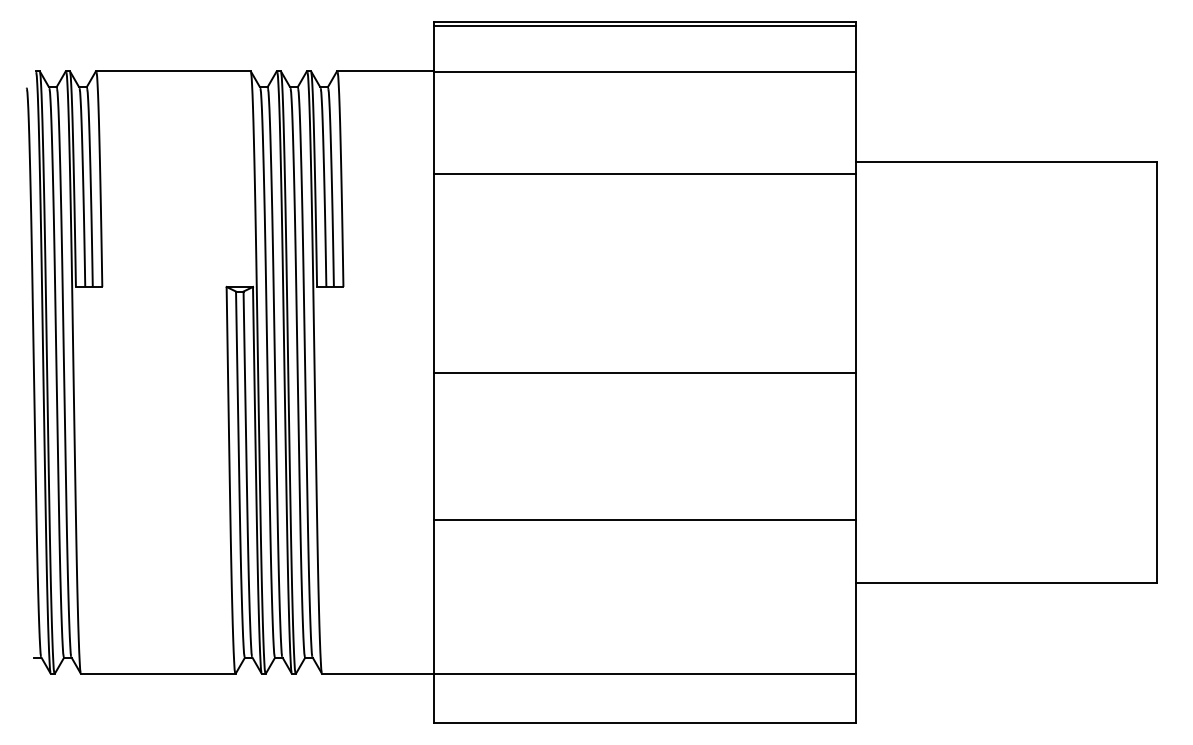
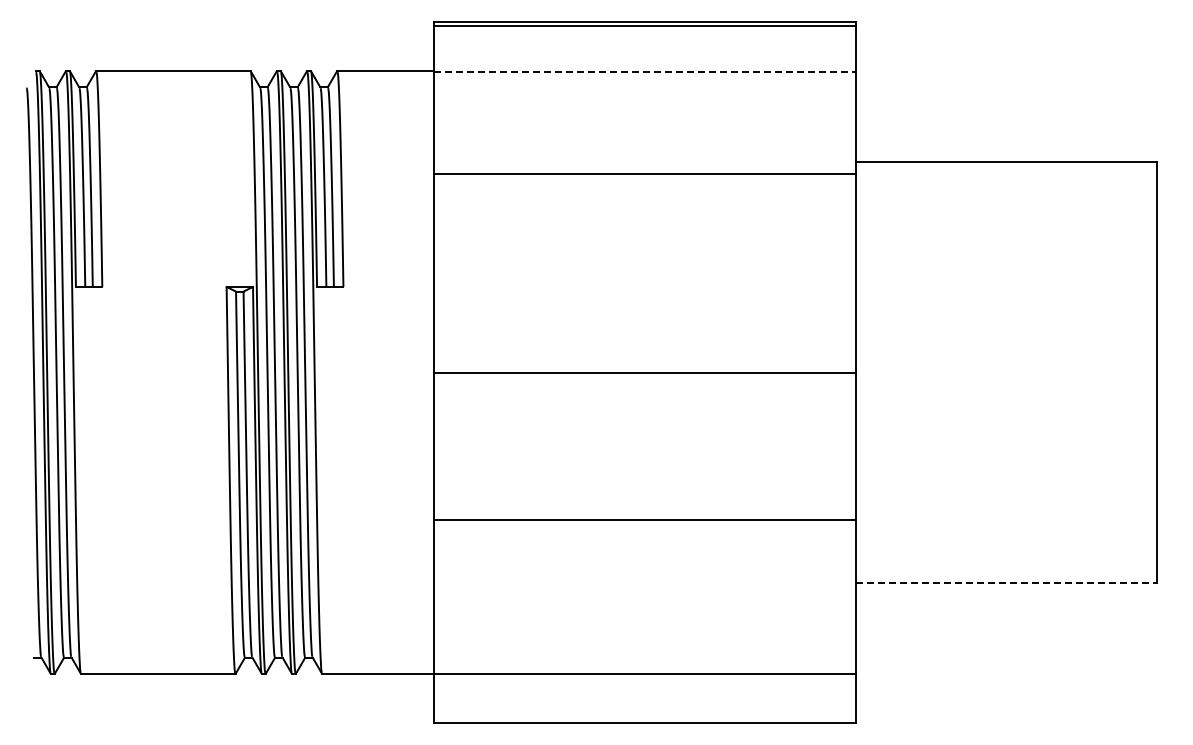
line: solid -> dashed (644, 71)
line: solid -> dashed (1006, 583)
